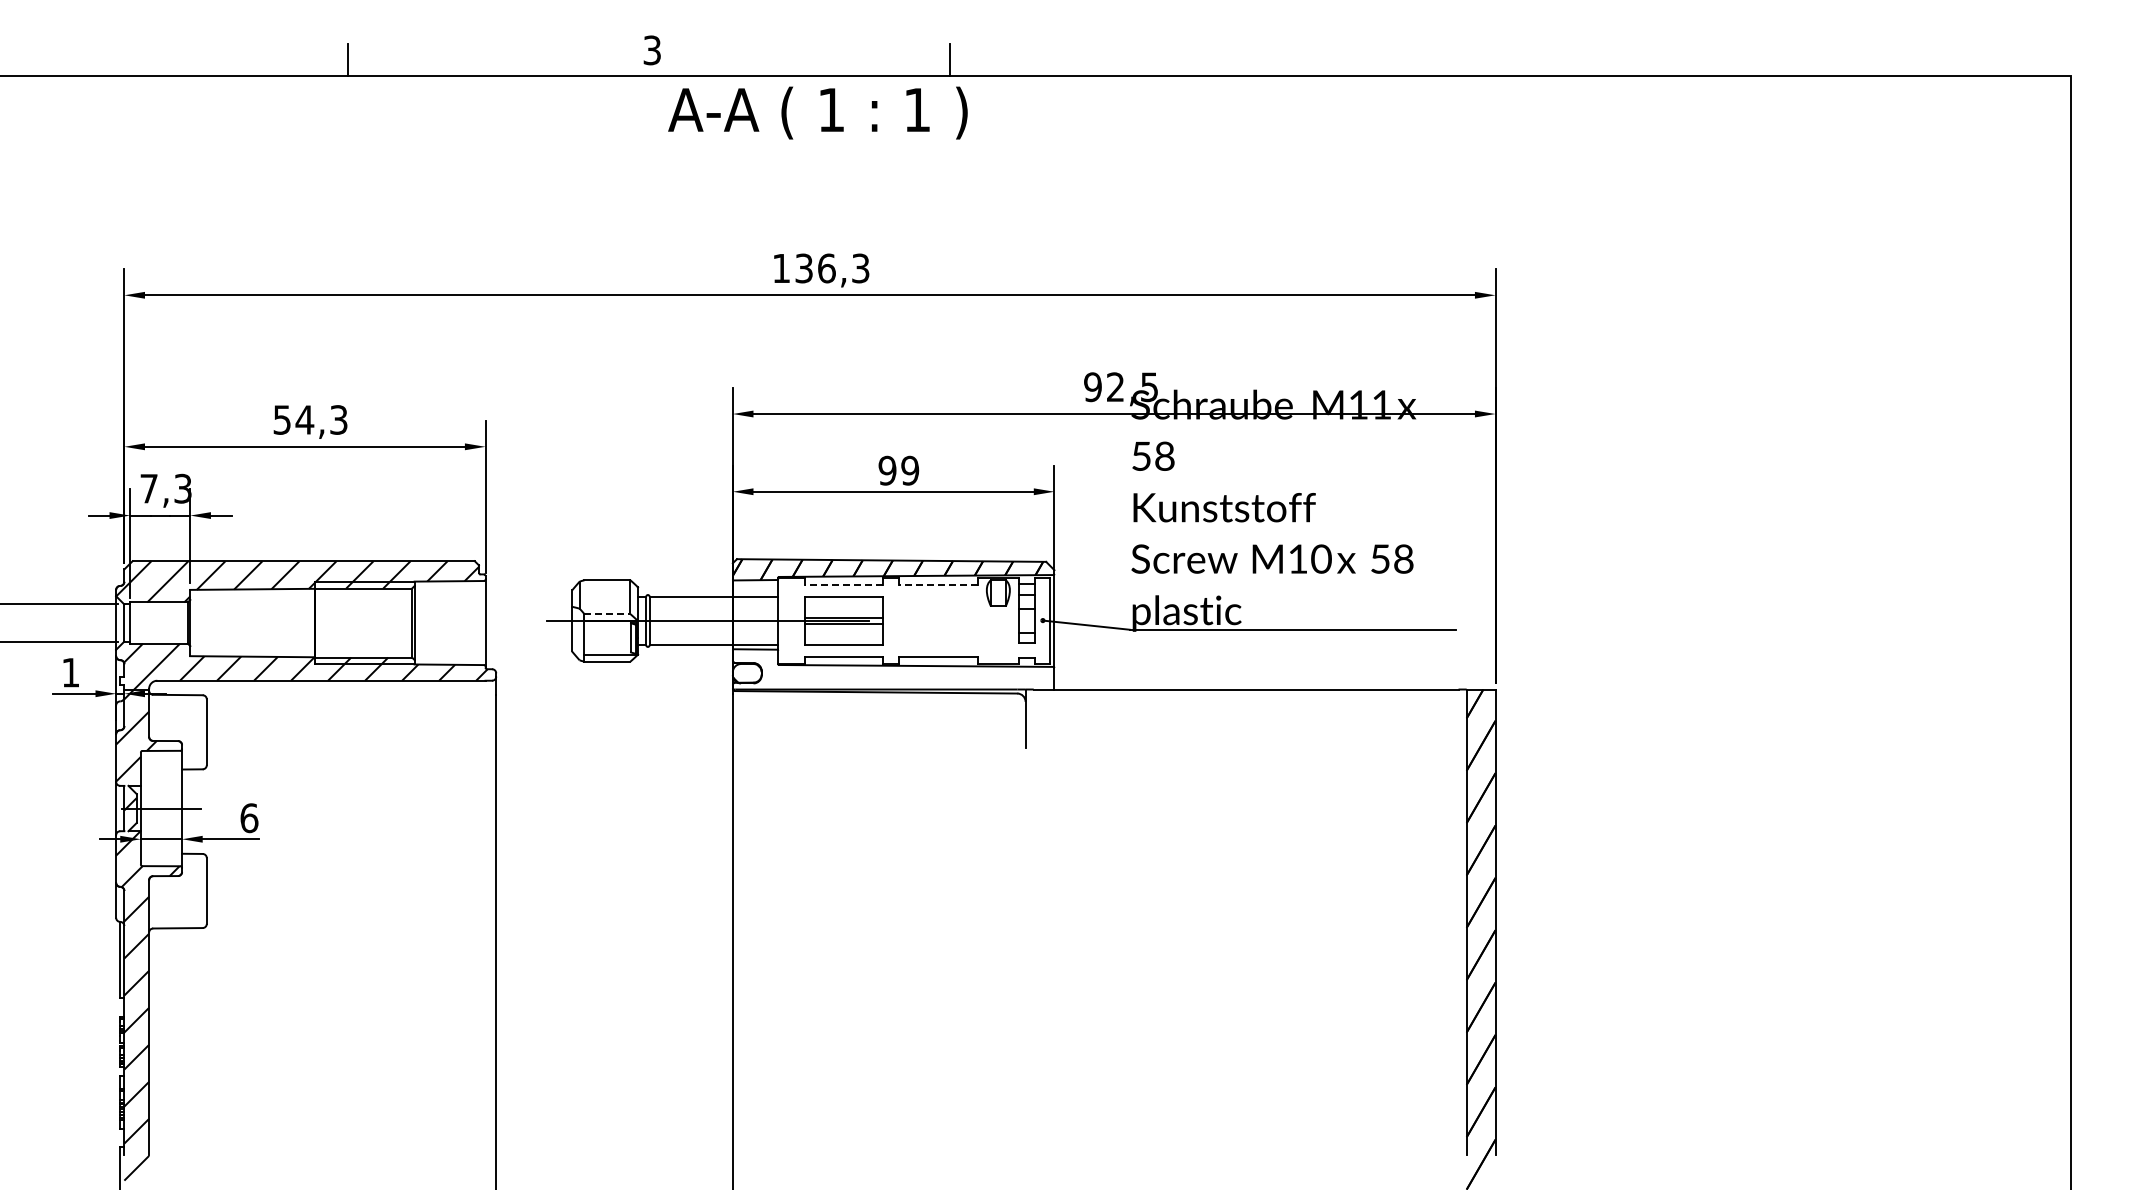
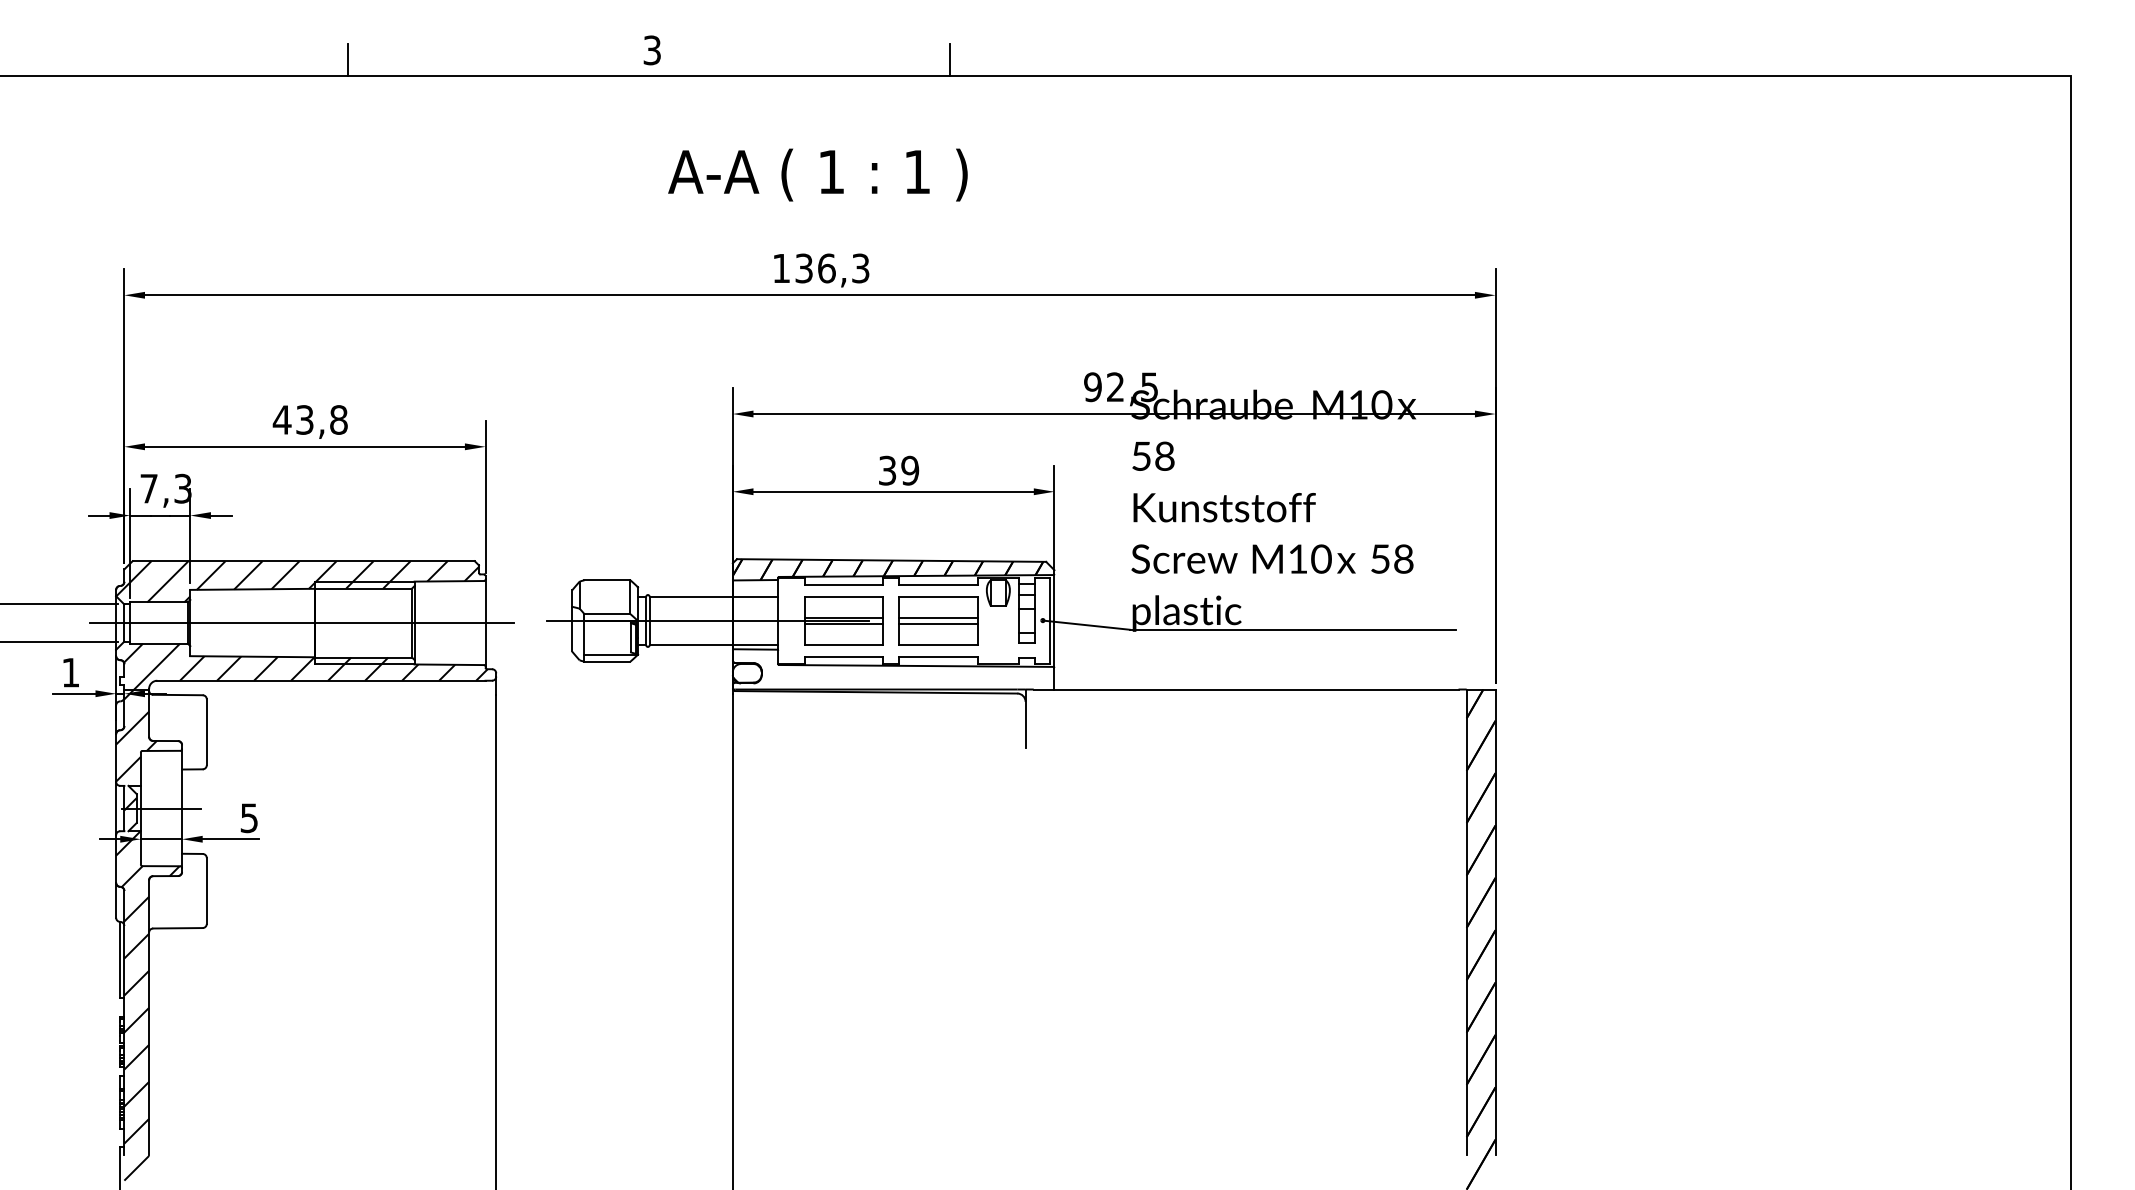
text position: (817, 112) -> (817, 174) (817, 174)
text: M11 -> M10 (1381, 404)
text: 54,3 -> 43,8 (309, 419)
text: 99 -> 39 (887, 470)
line: dashed -> solid (843, 585)
line: dashed -> solid (938, 585)
line: dashed -> solid (607, 614)
part: none -> present (938, 620)
line: none -> present (301, 623)
text: 6 -> 5 (249, 818)
